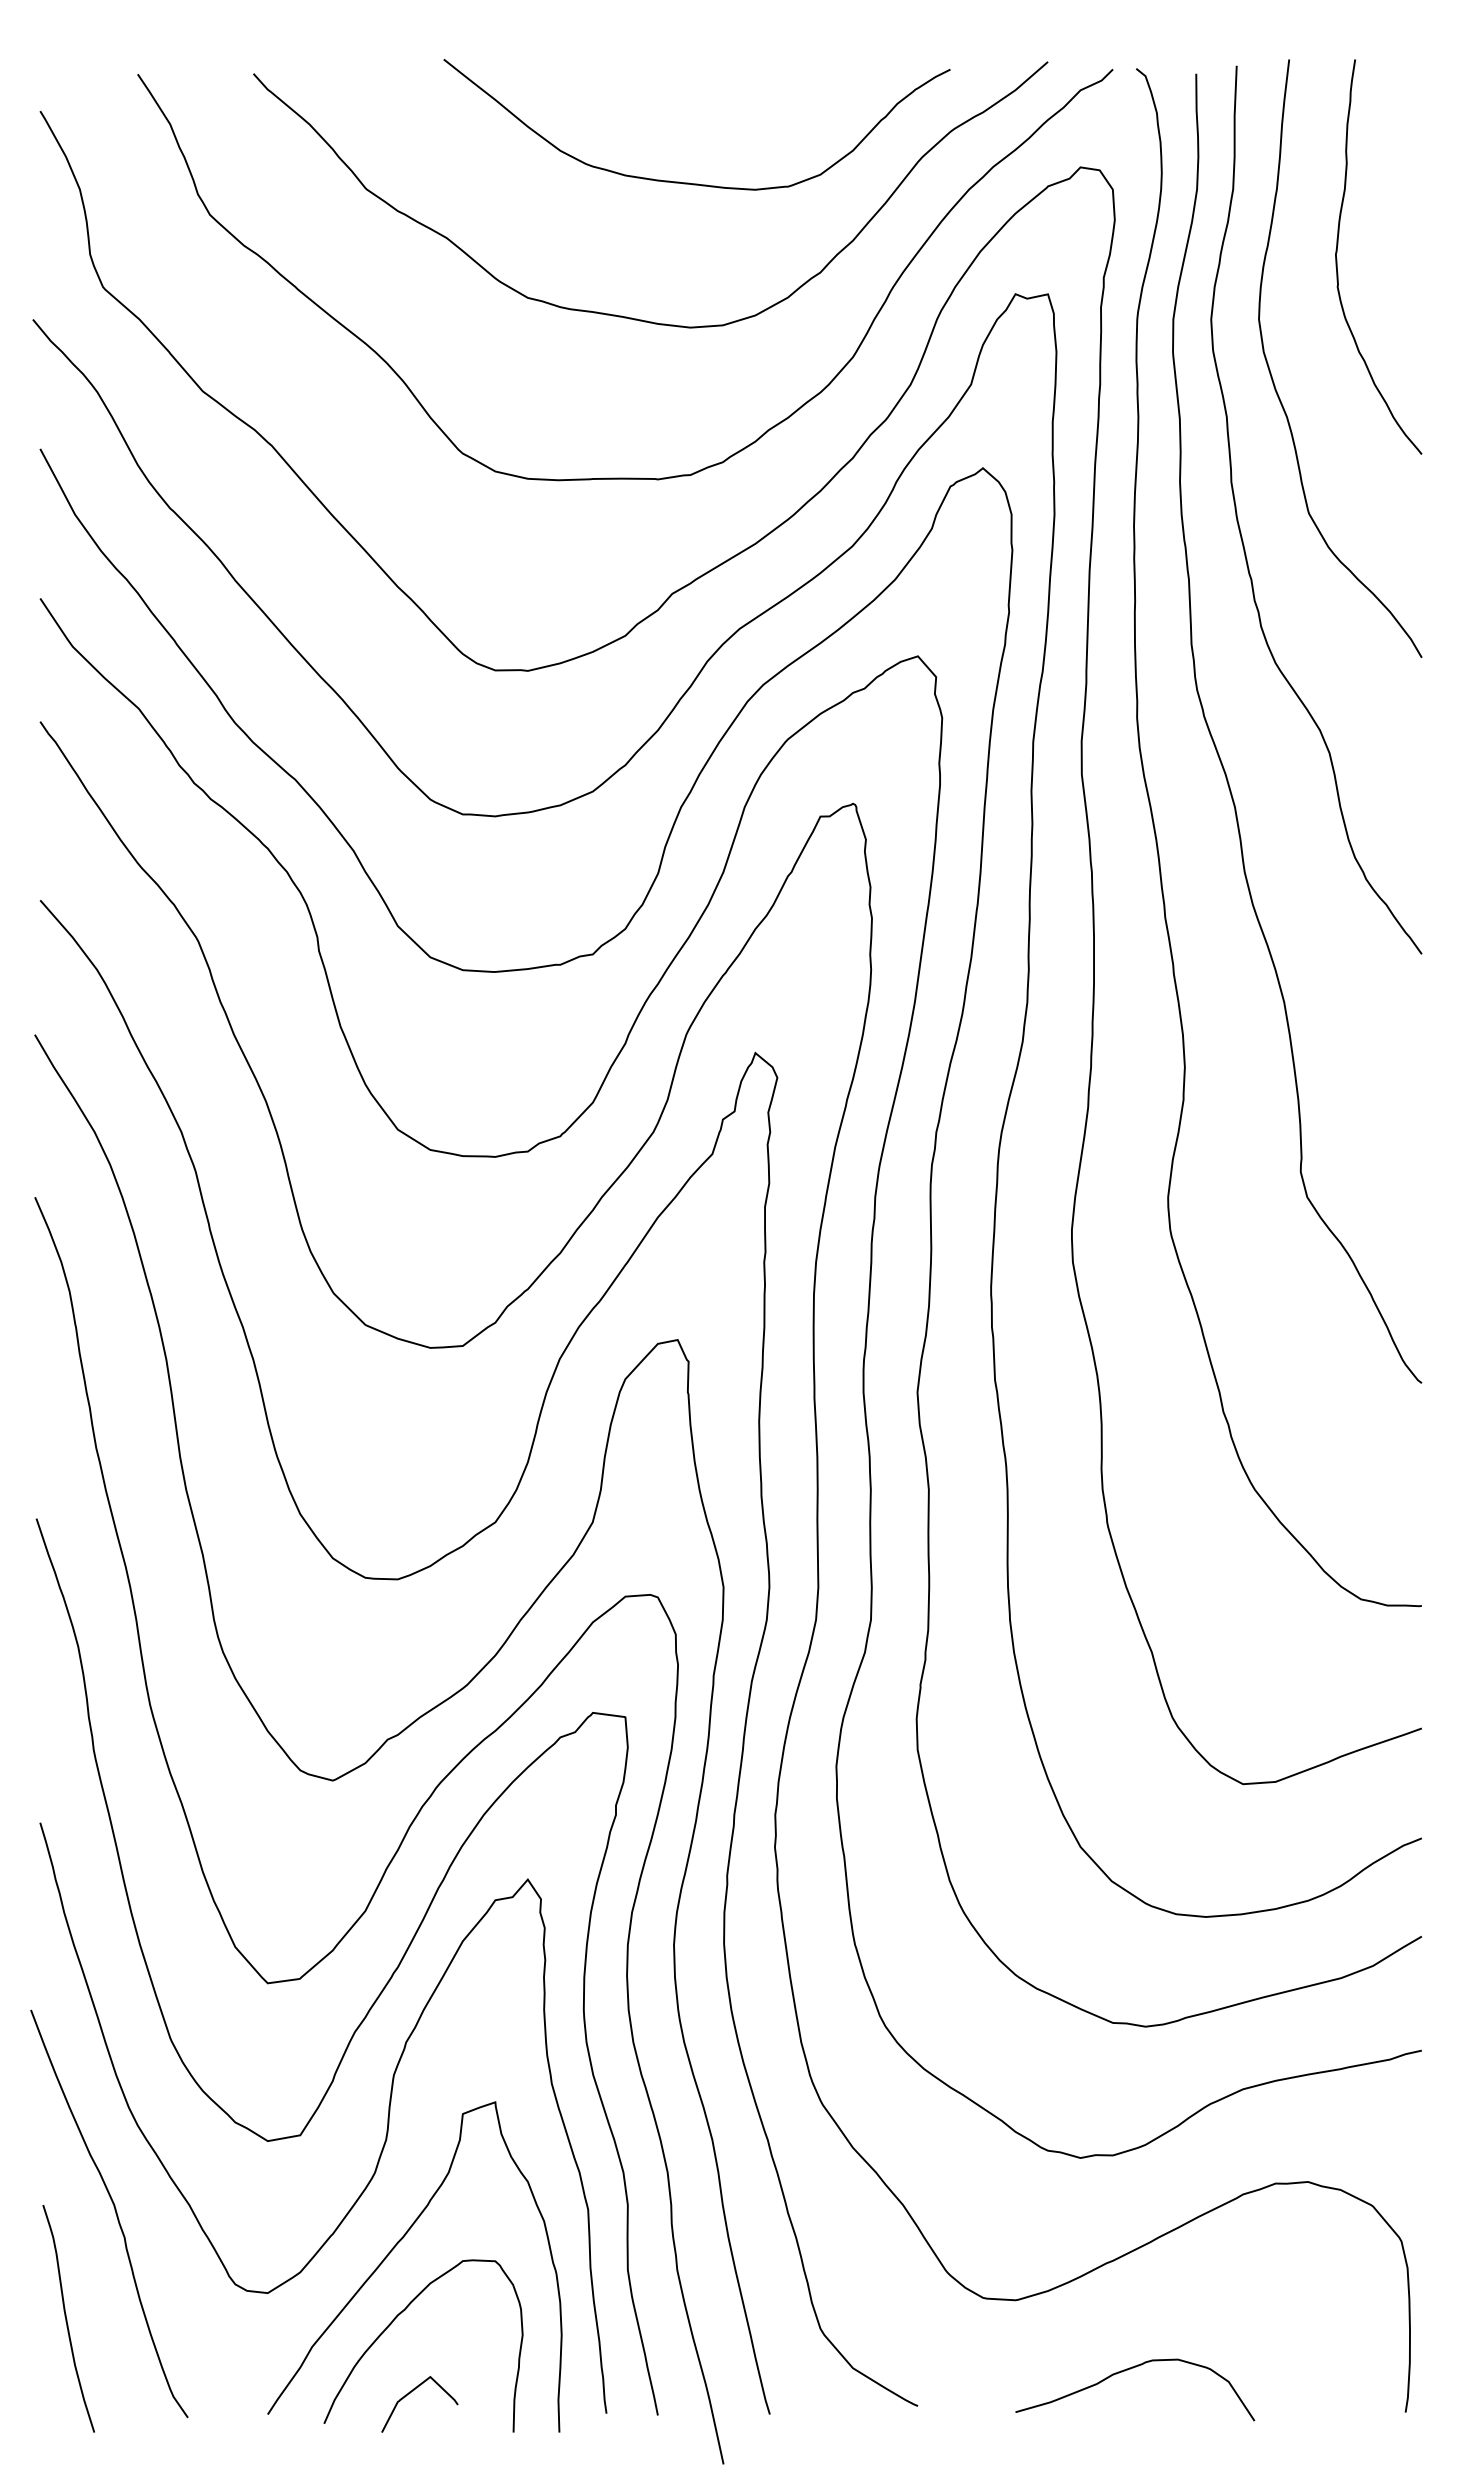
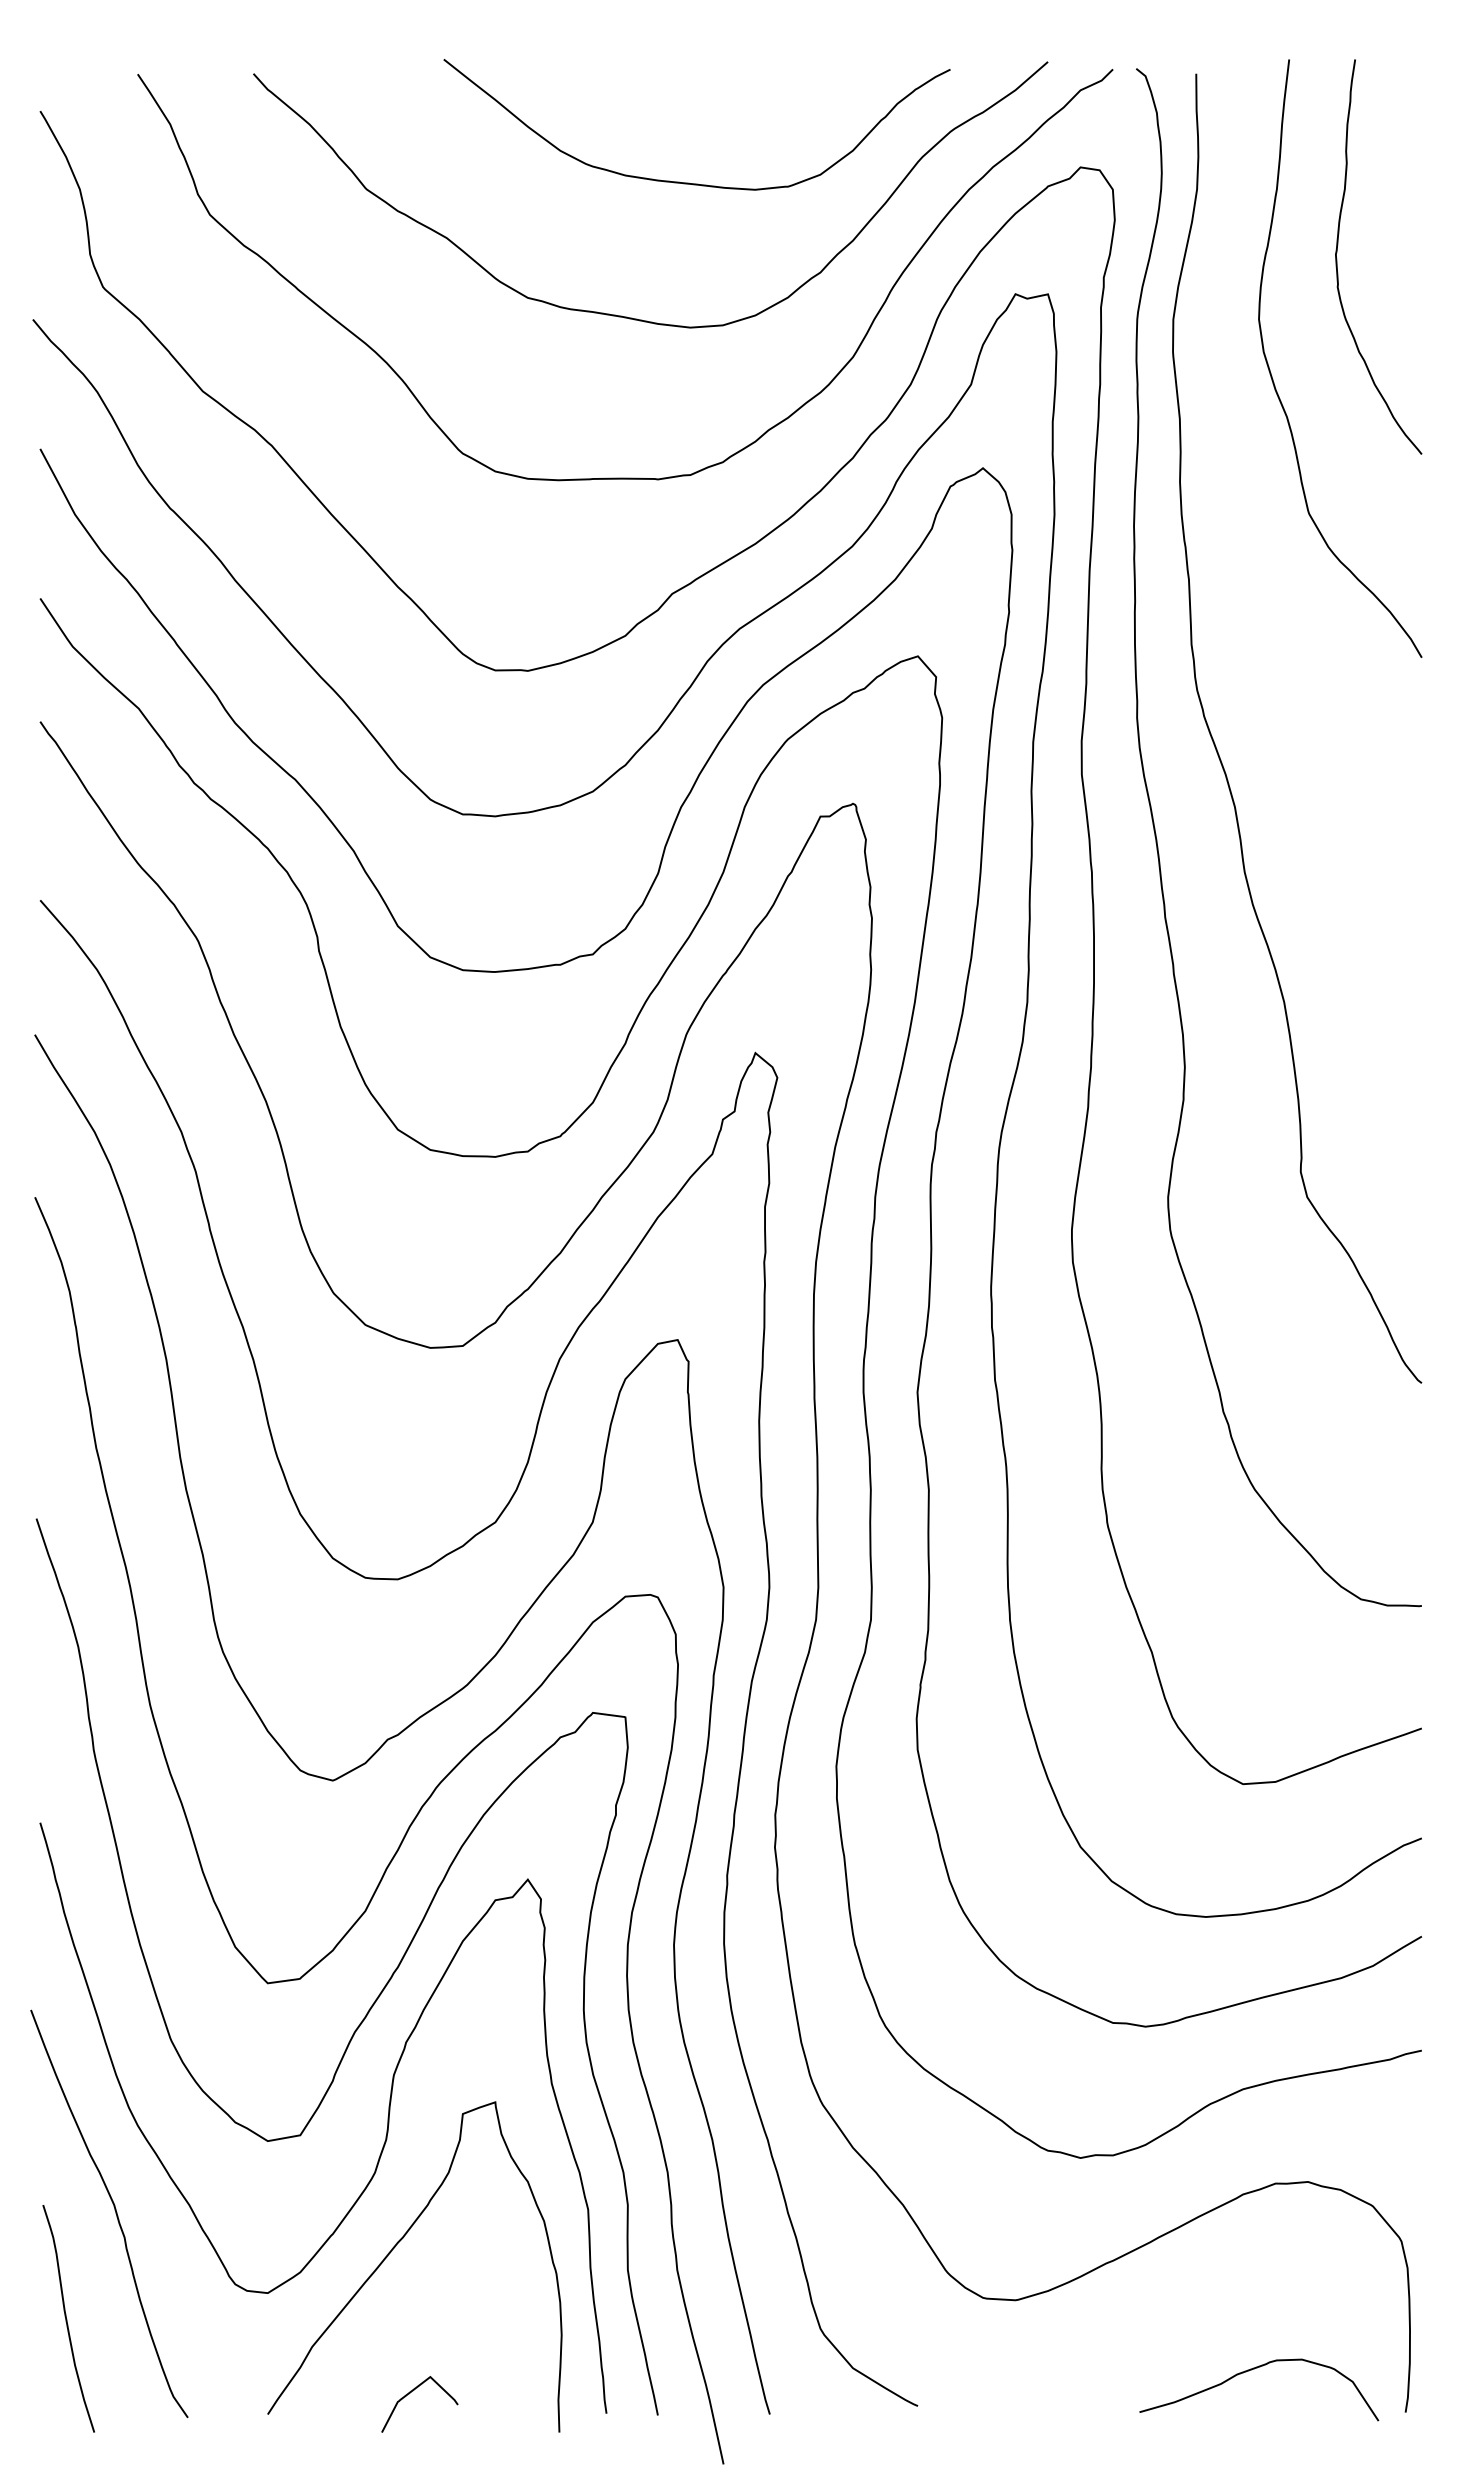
curve: present -> none (1239, 523)
curve: present -> none (392, 2323)
curve position: (1125, 2371) -> (1249, 2371) (1249, 2371)
